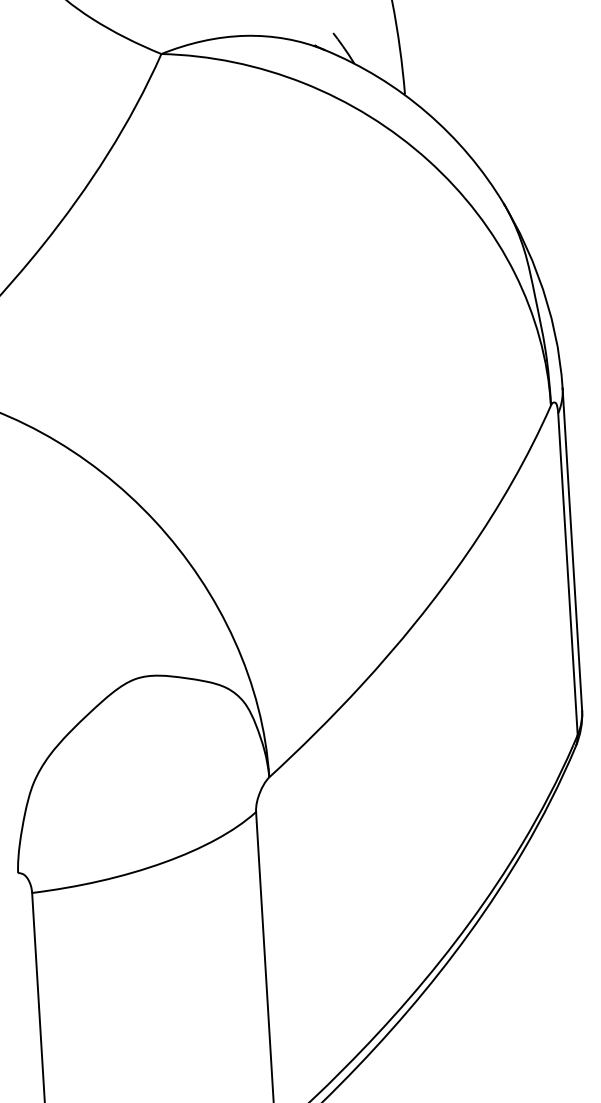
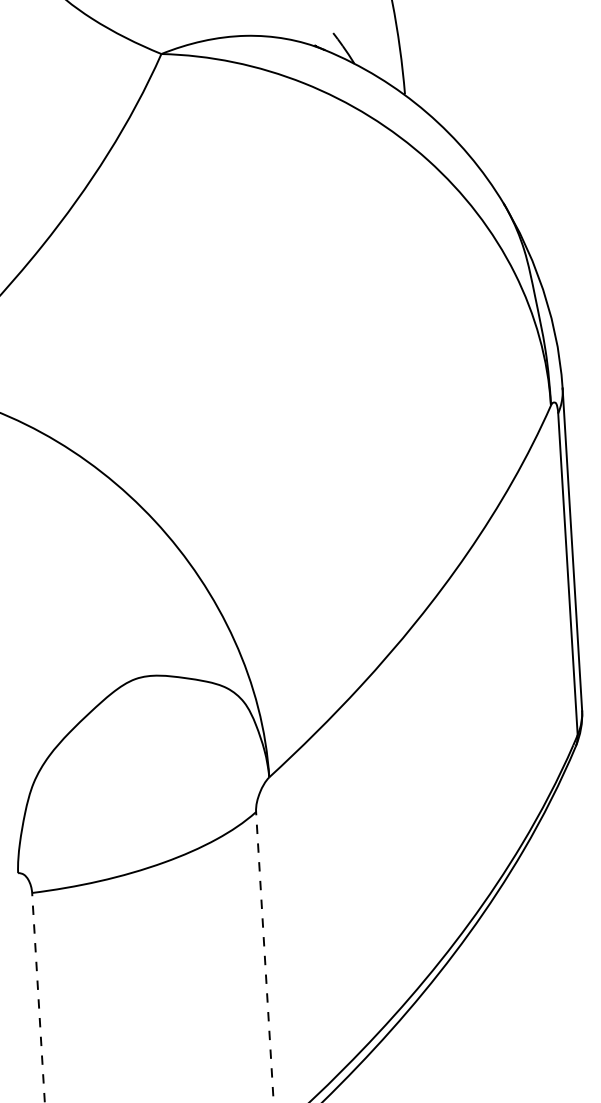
line: solid -> dashed (264, 957)
line: solid -> dashed (38, 997)
